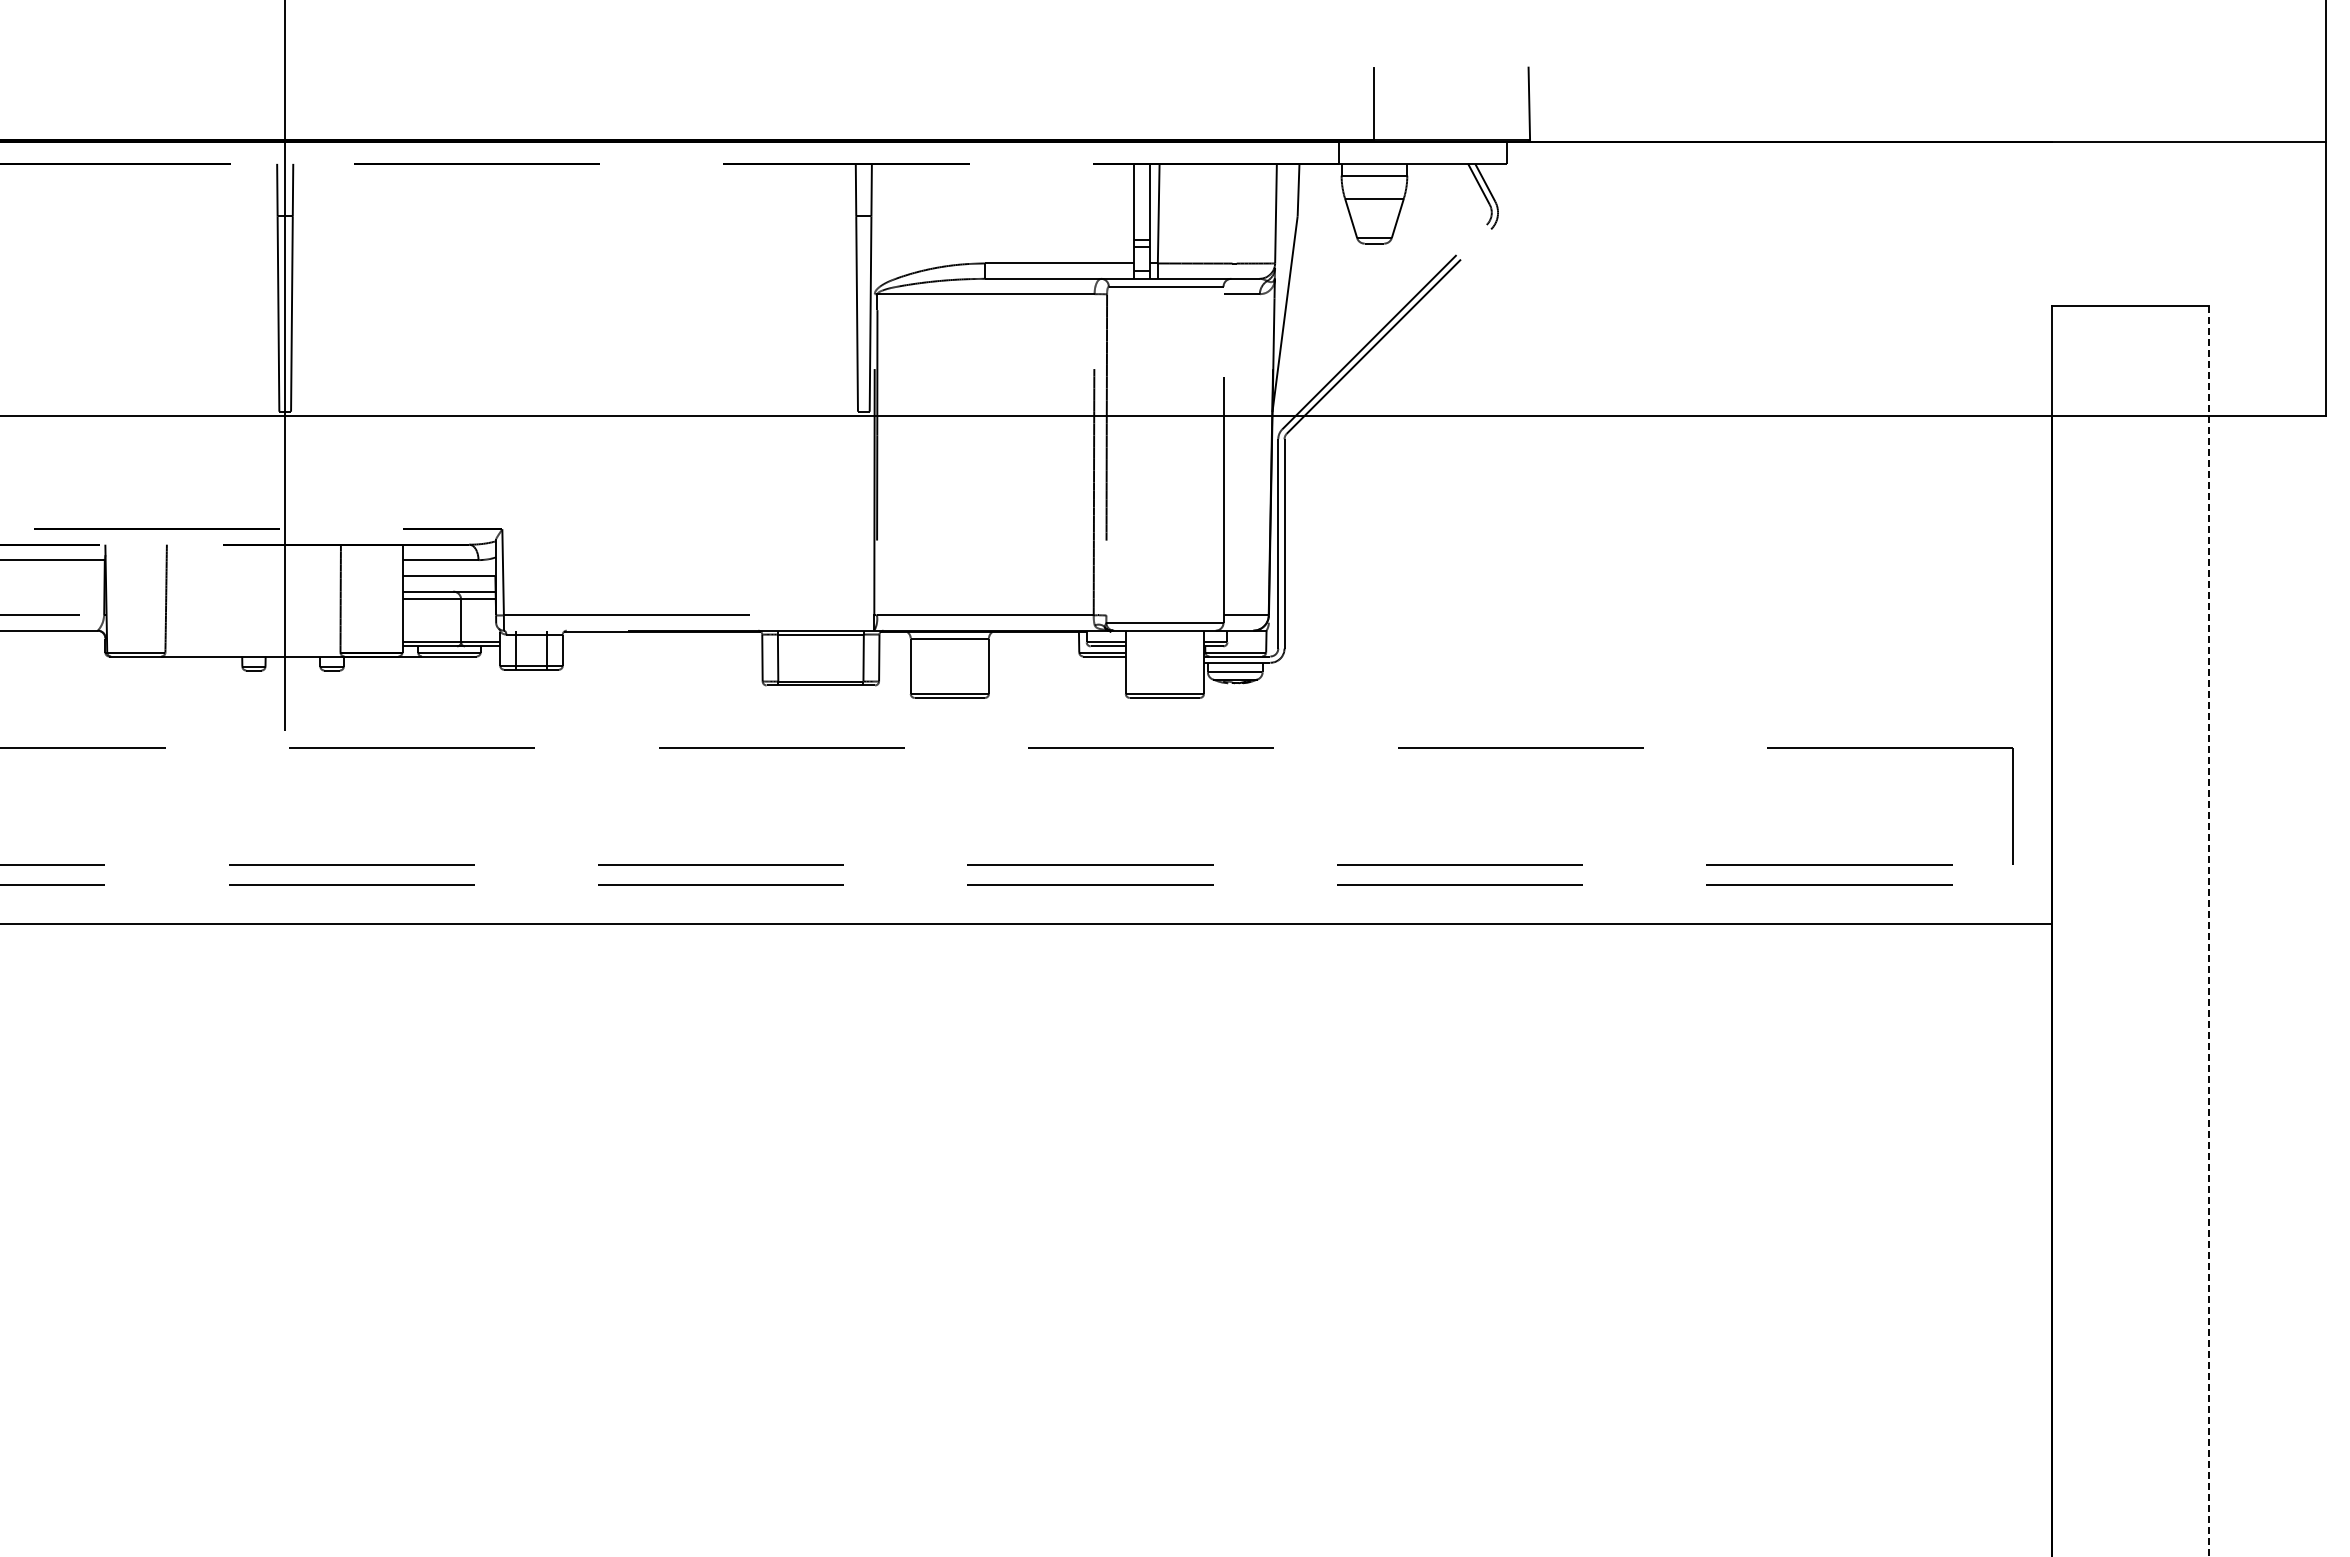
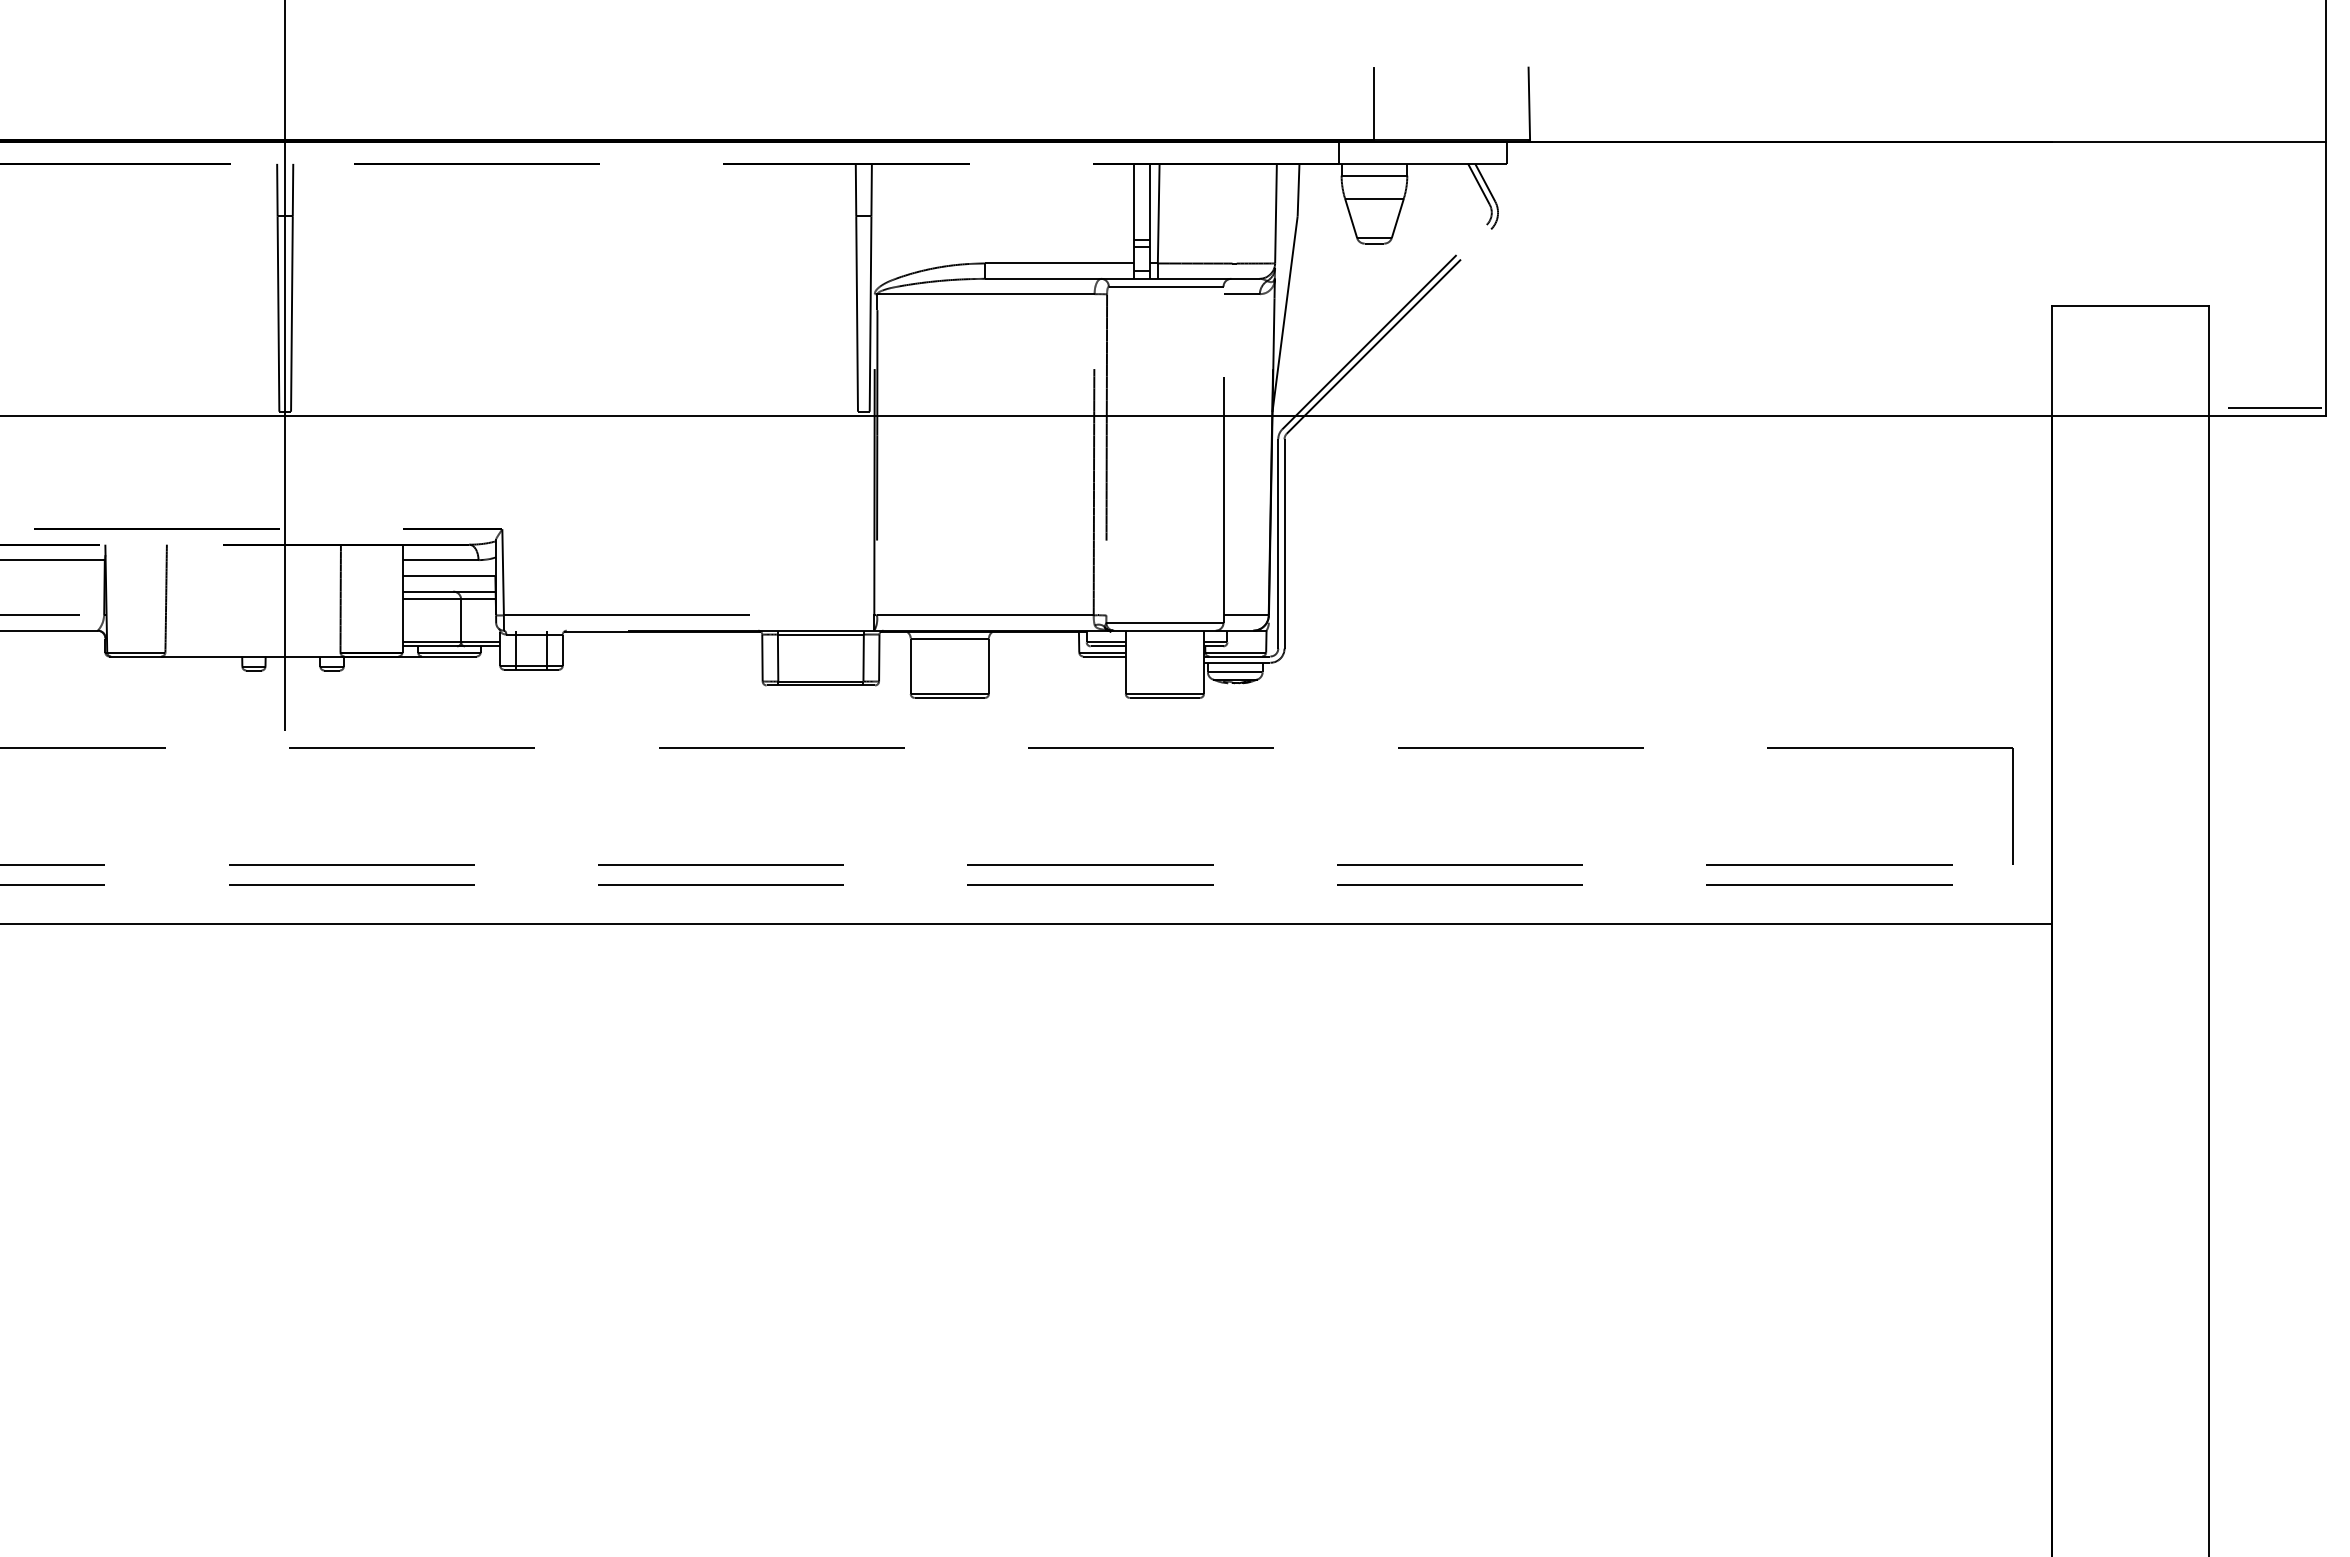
line: none -> present (2275, 407)
line: dashed -> solid (2208, 931)
